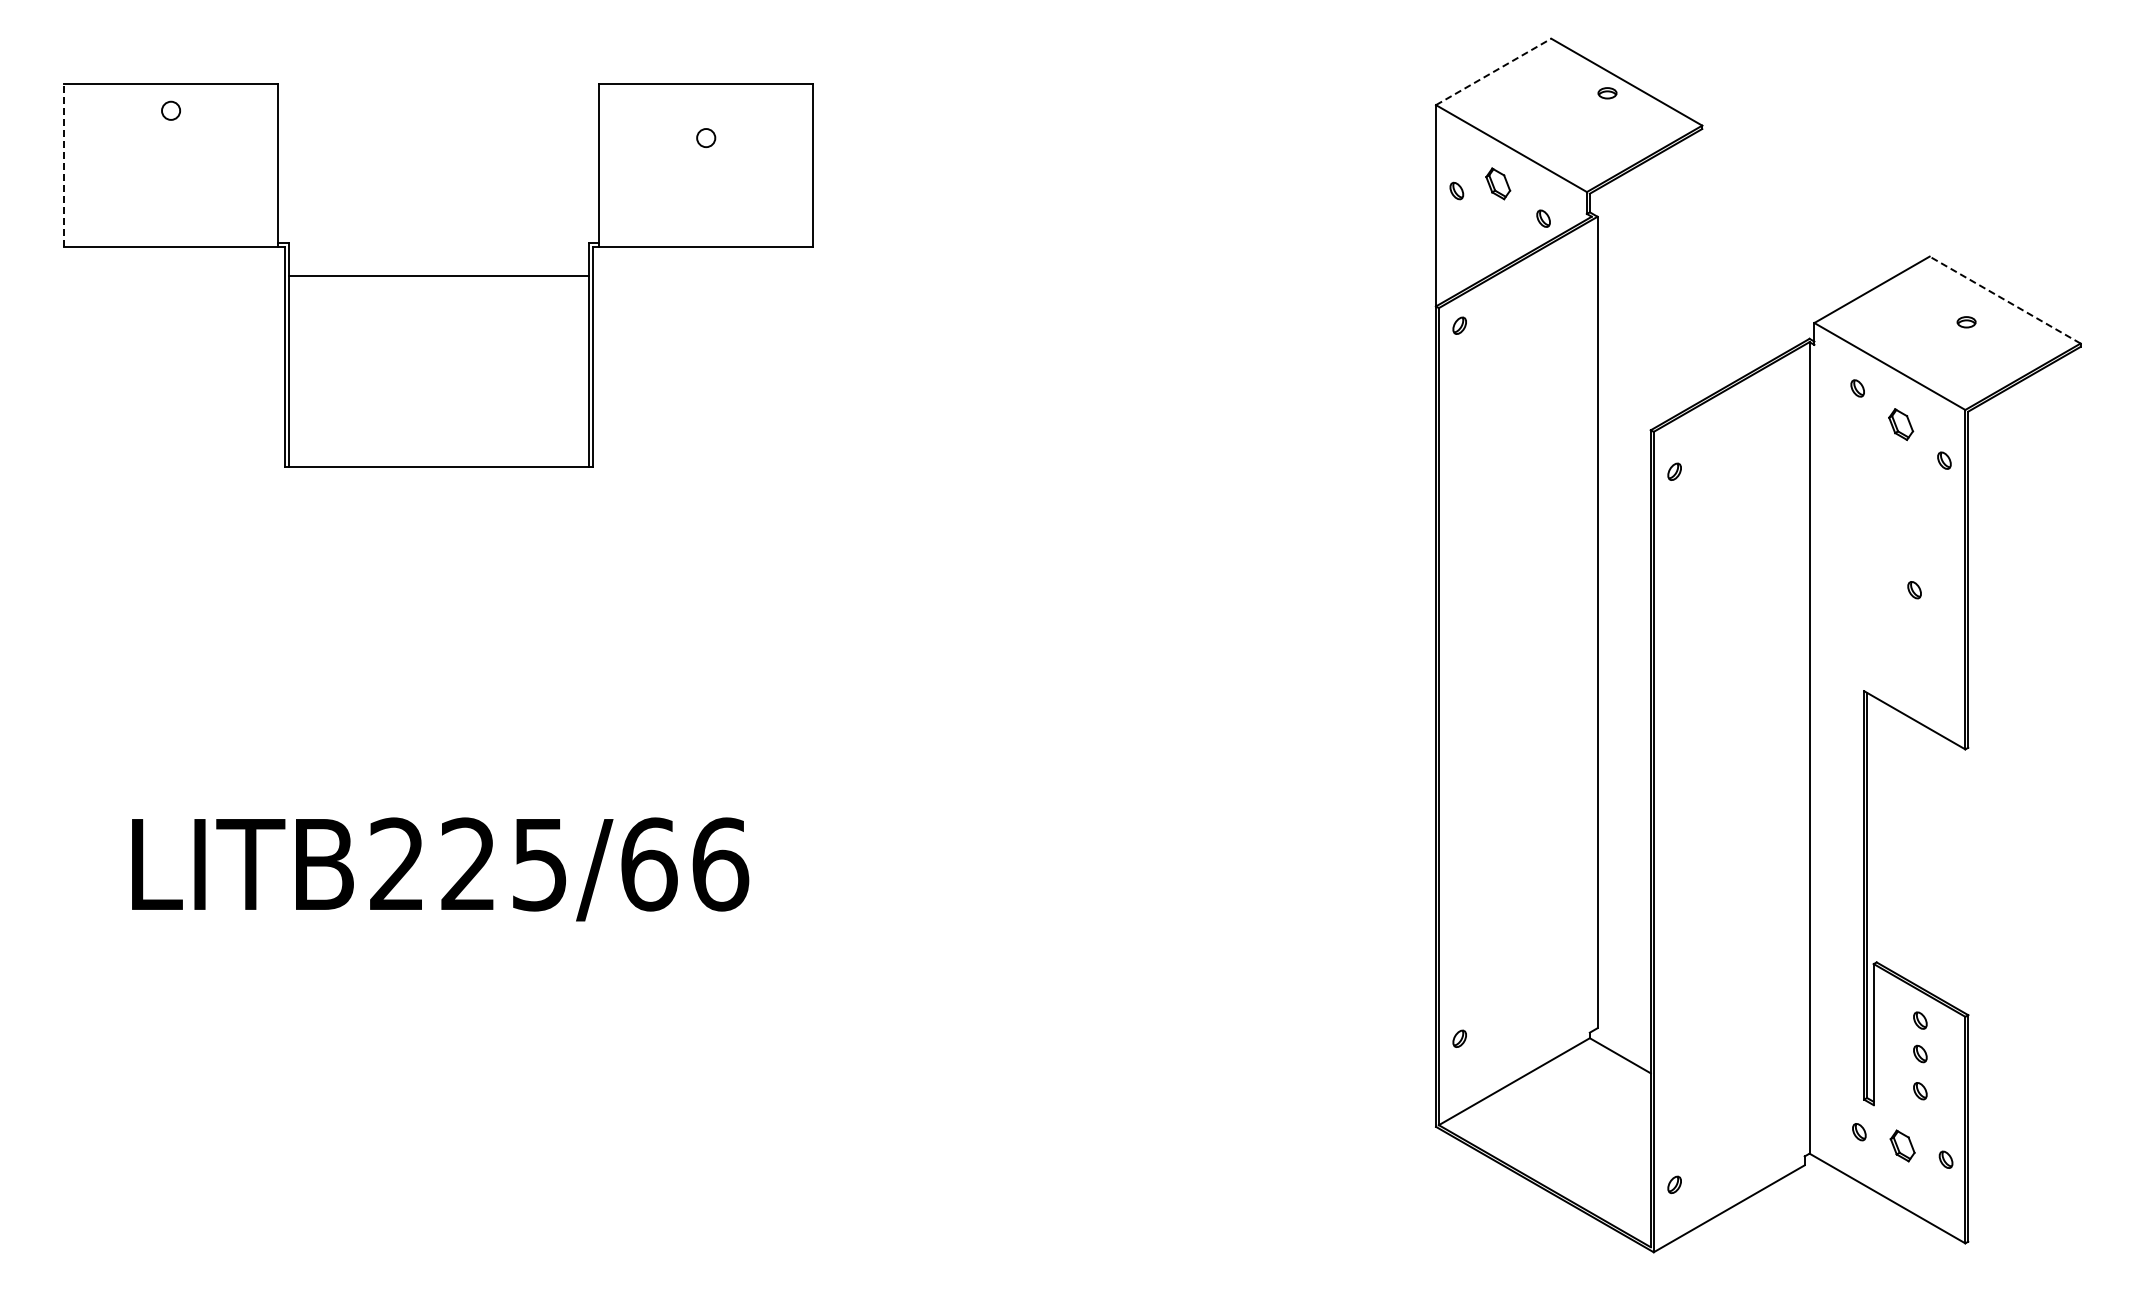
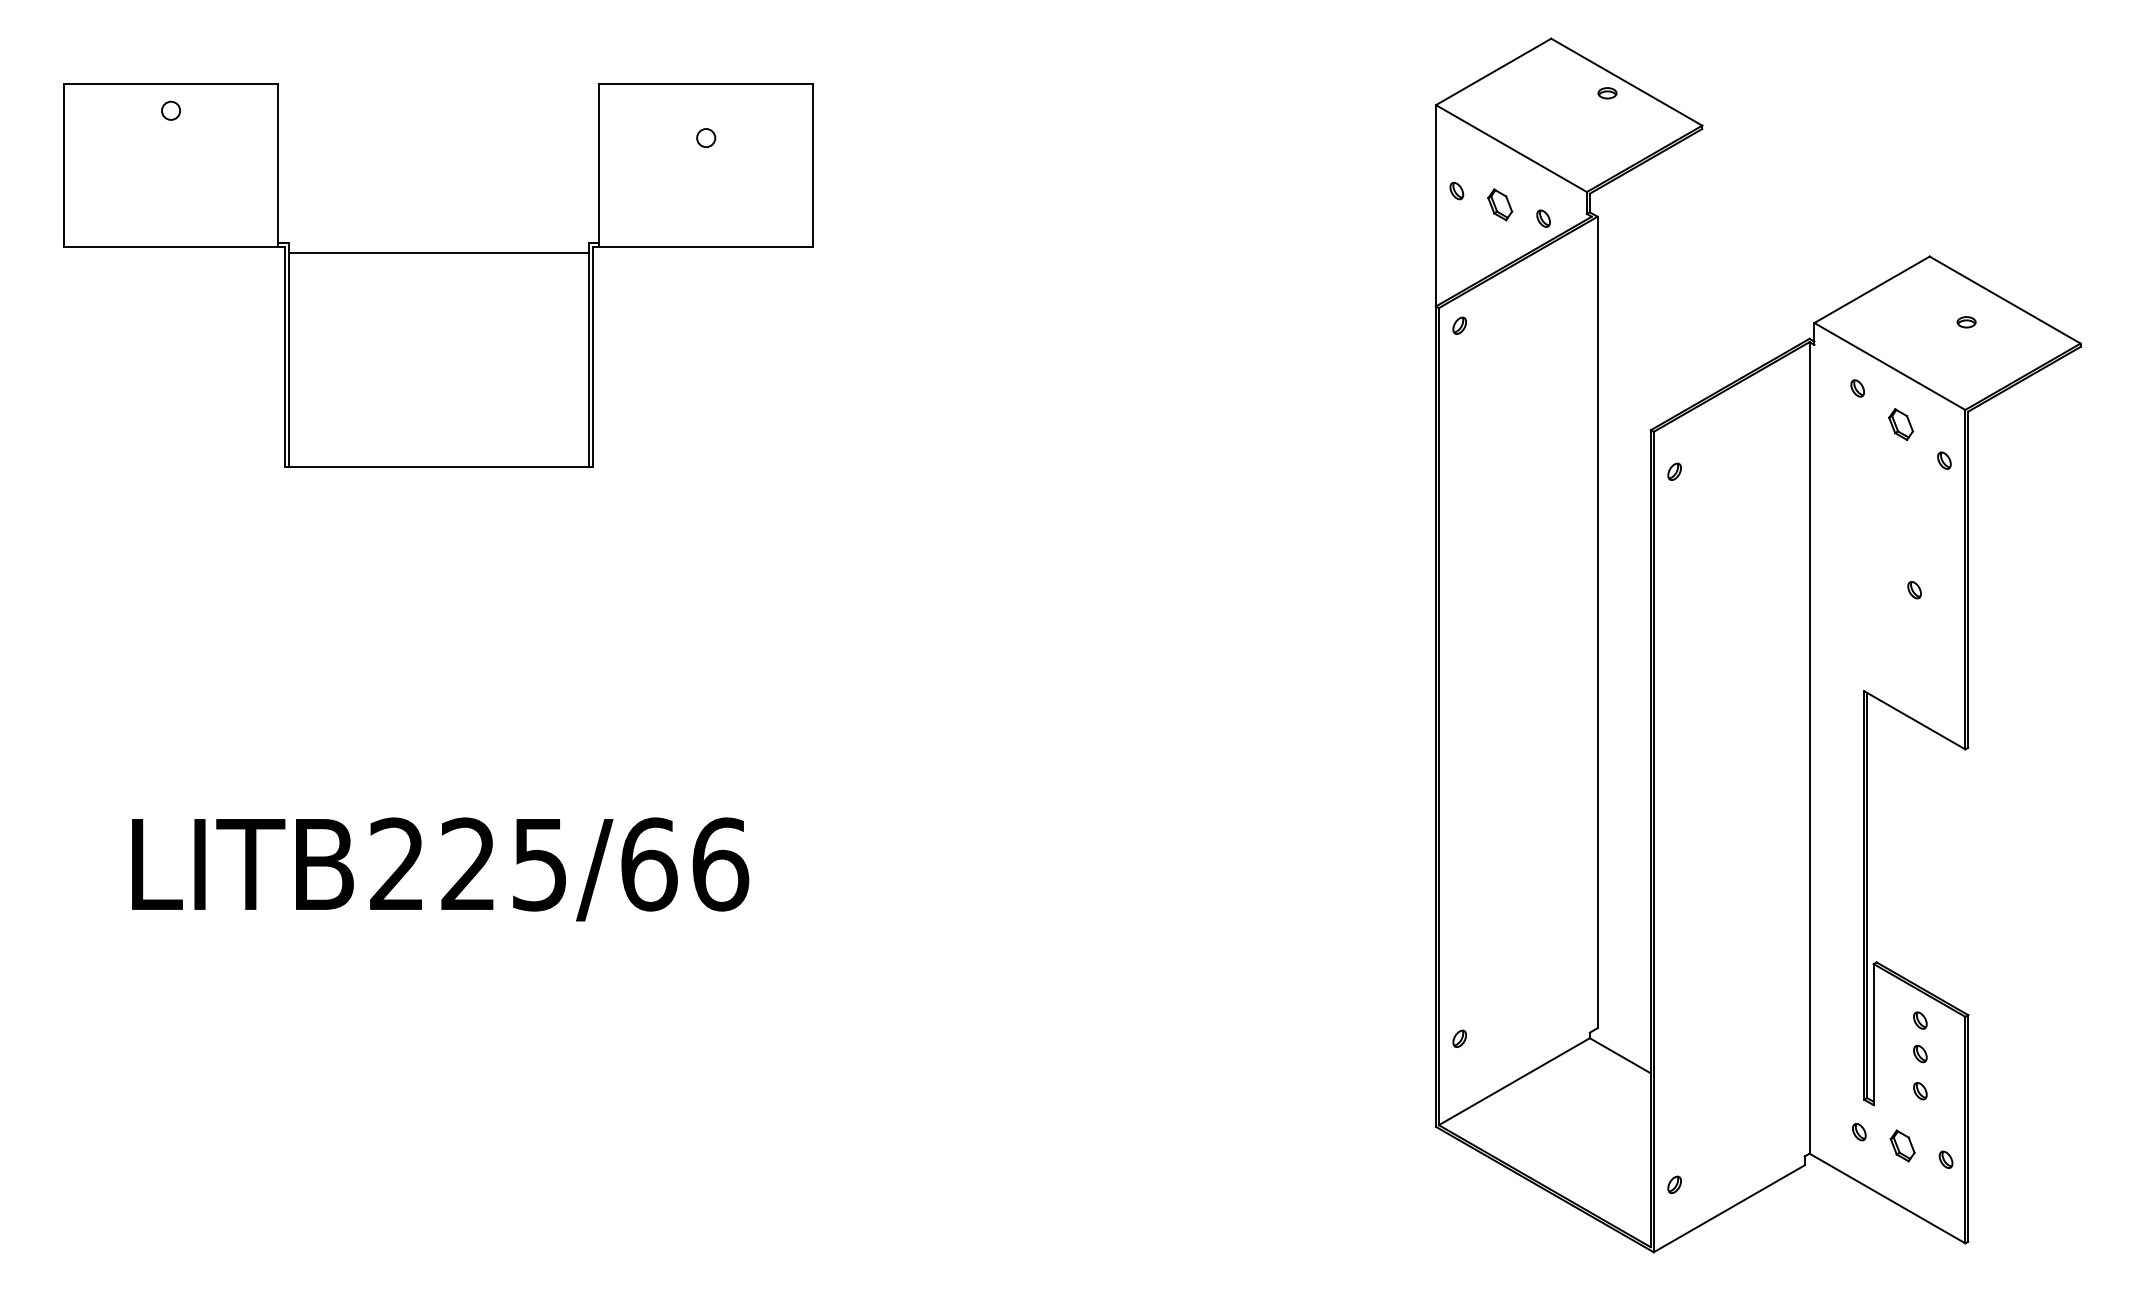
line: dashed -> solid (1493, 71)
line: dashed -> solid (64, 165)
part position: (1498, 183) -> (1500, 204) (1500, 204)
line position: (438, 276) -> (438, 253) (438, 253)
line: dashed -> solid (2004, 299)
